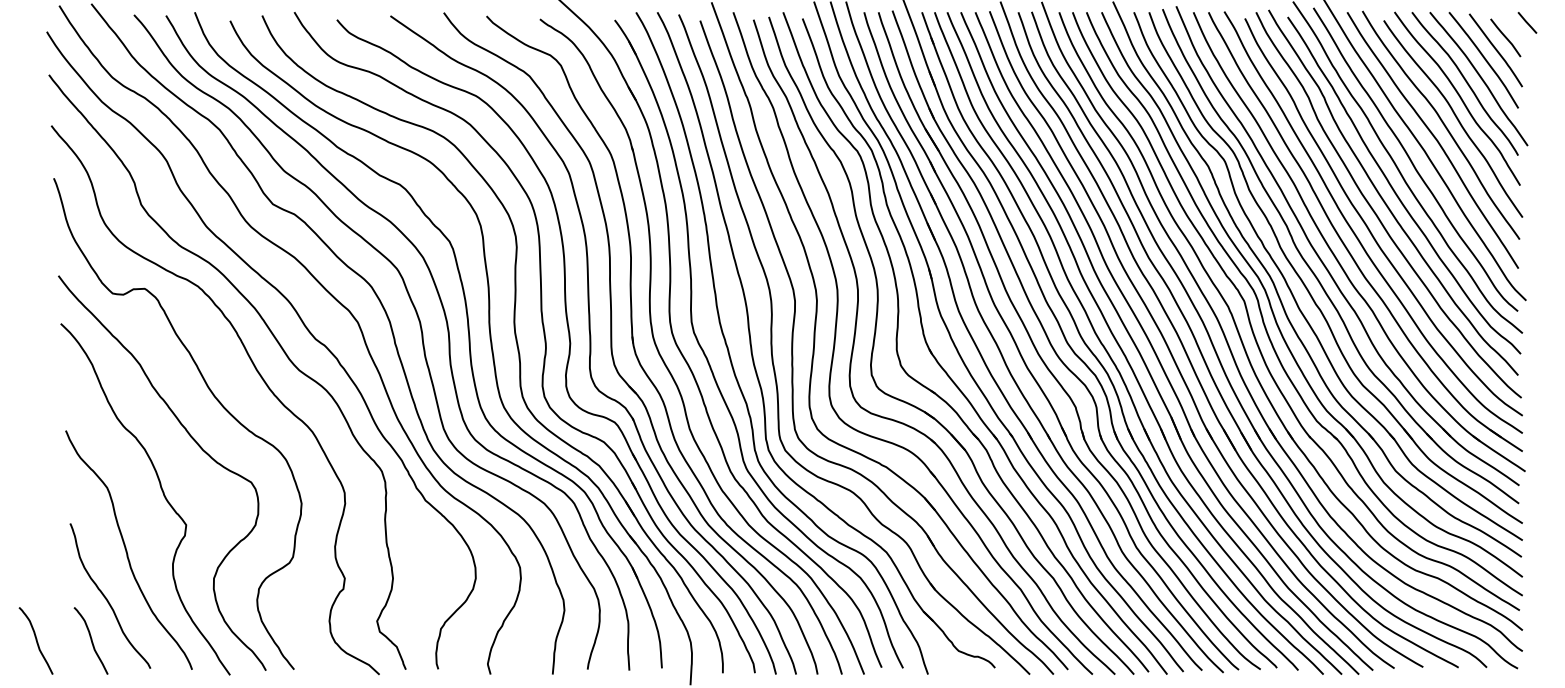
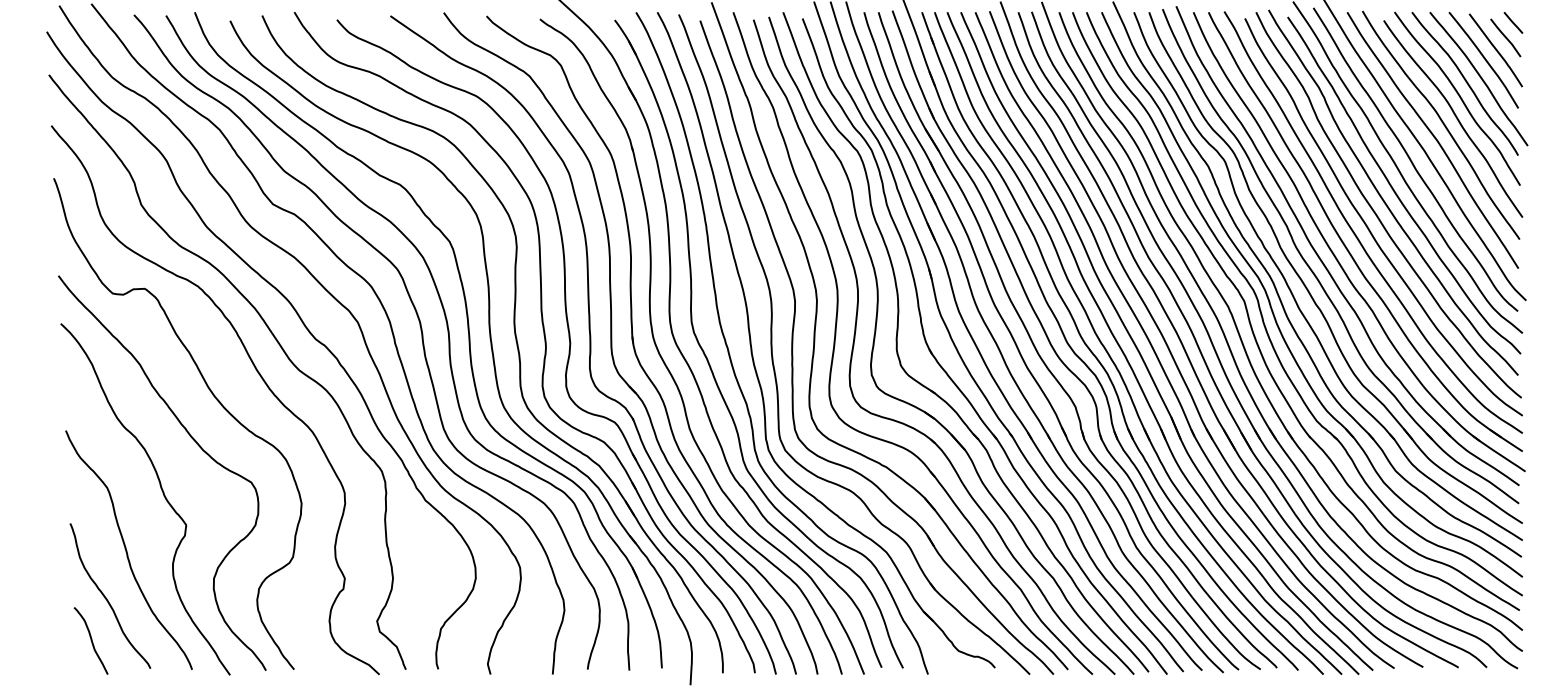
line position: (1527, 22) -> (1513, 22) (1513, 22)
curve: present -> none (35, 640)
